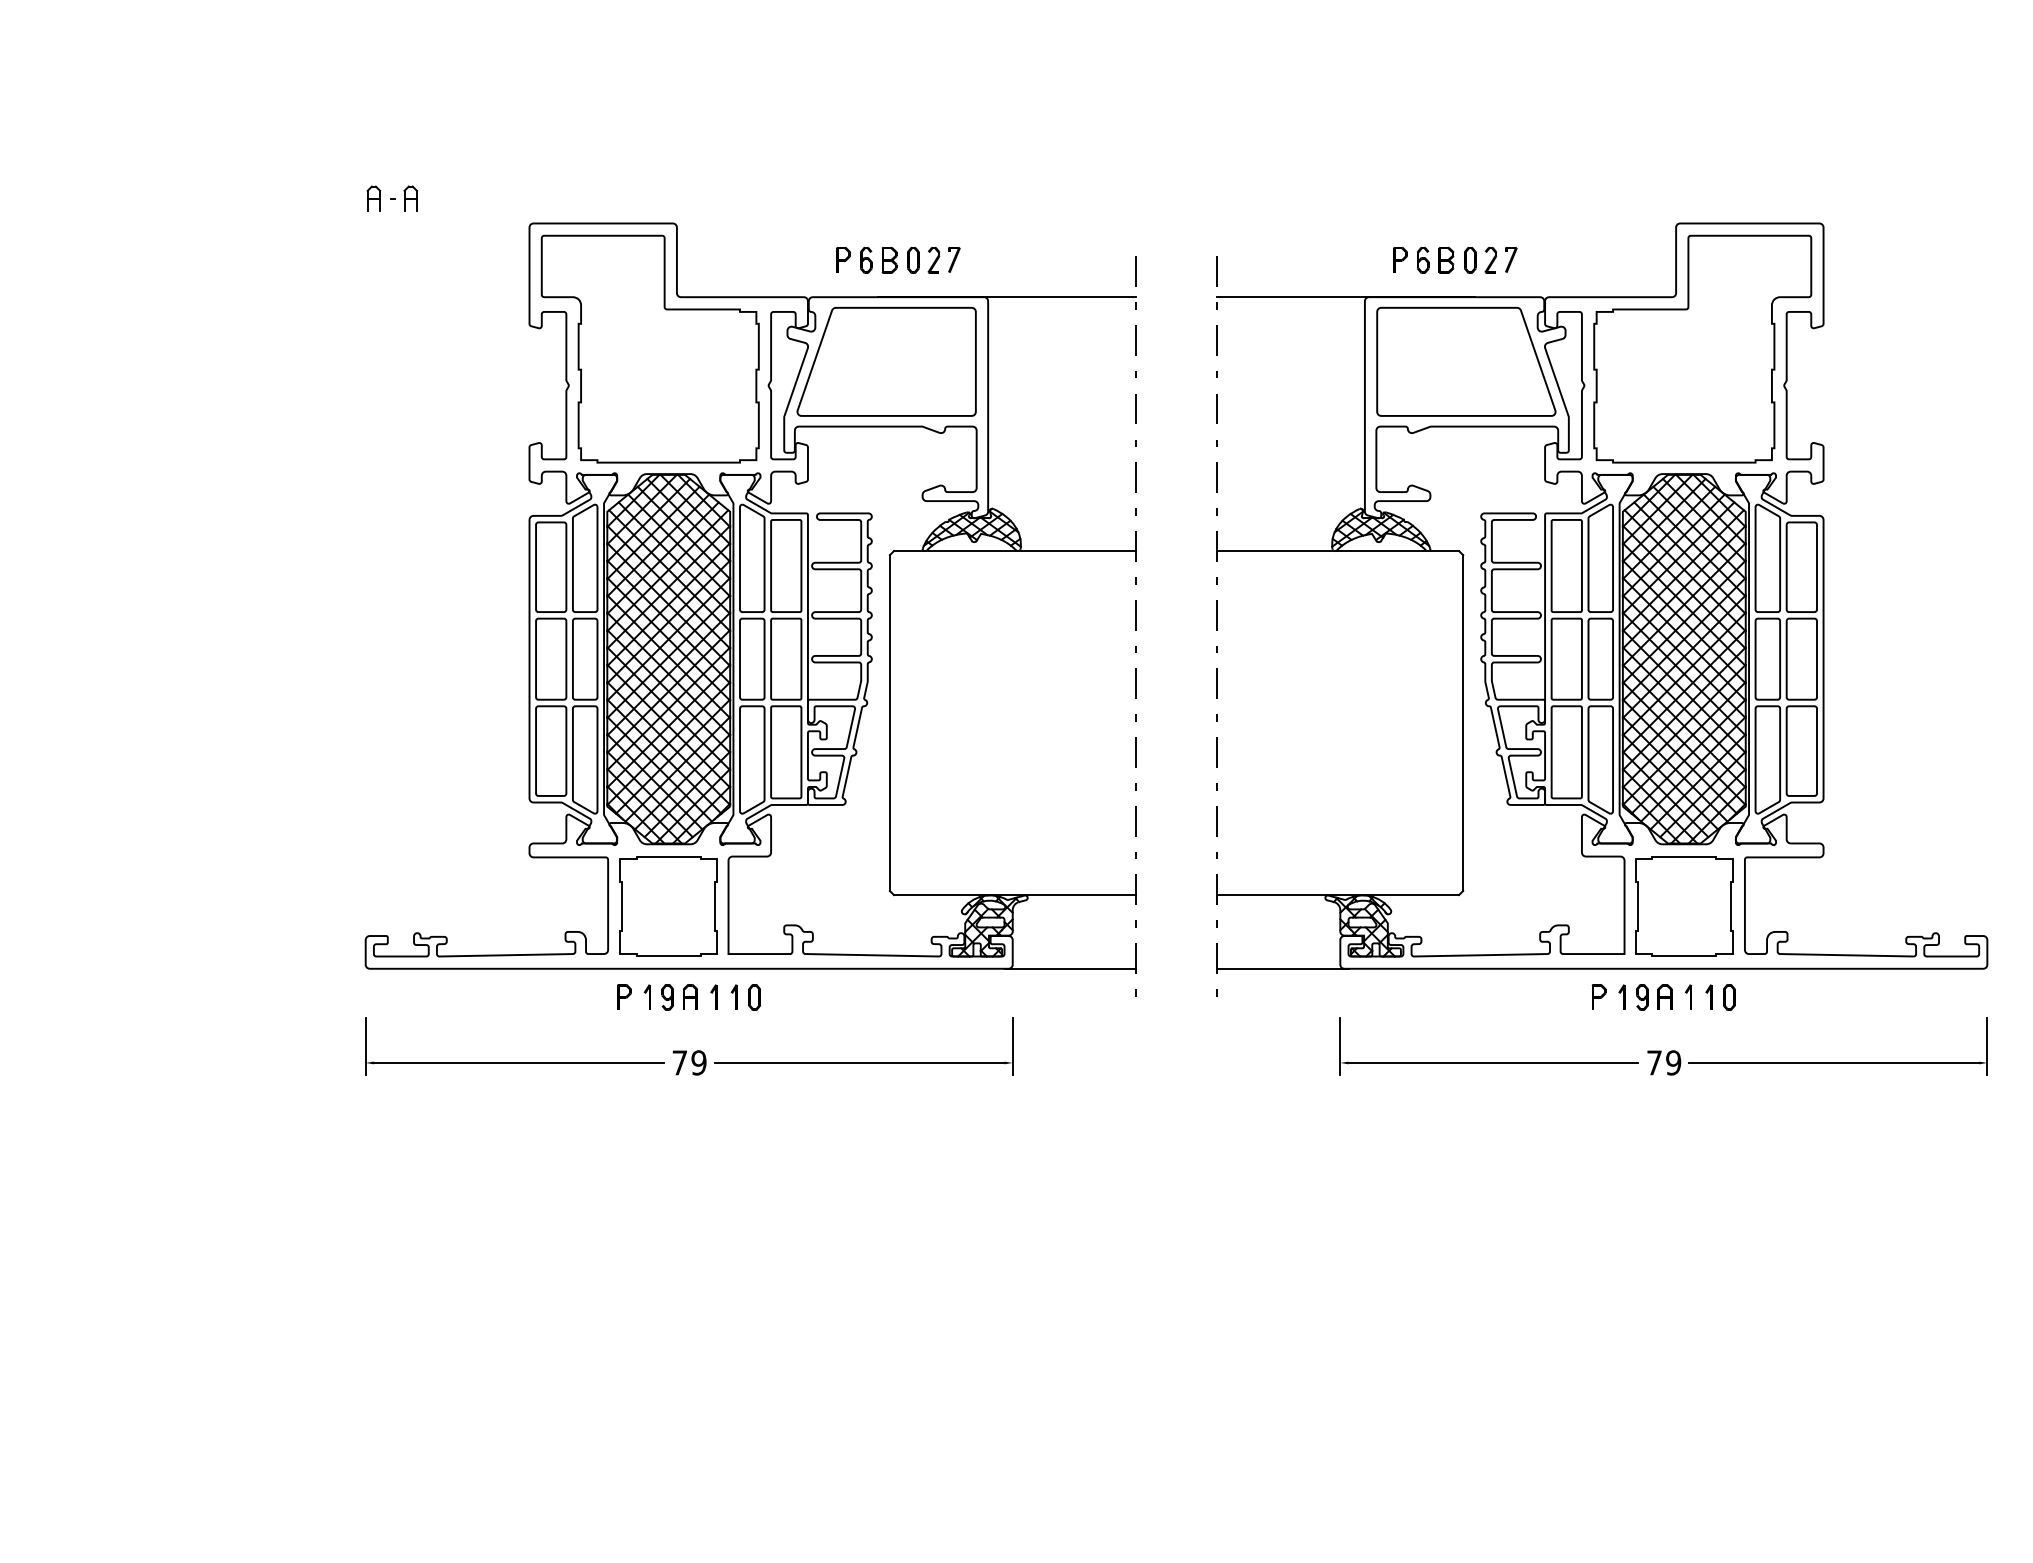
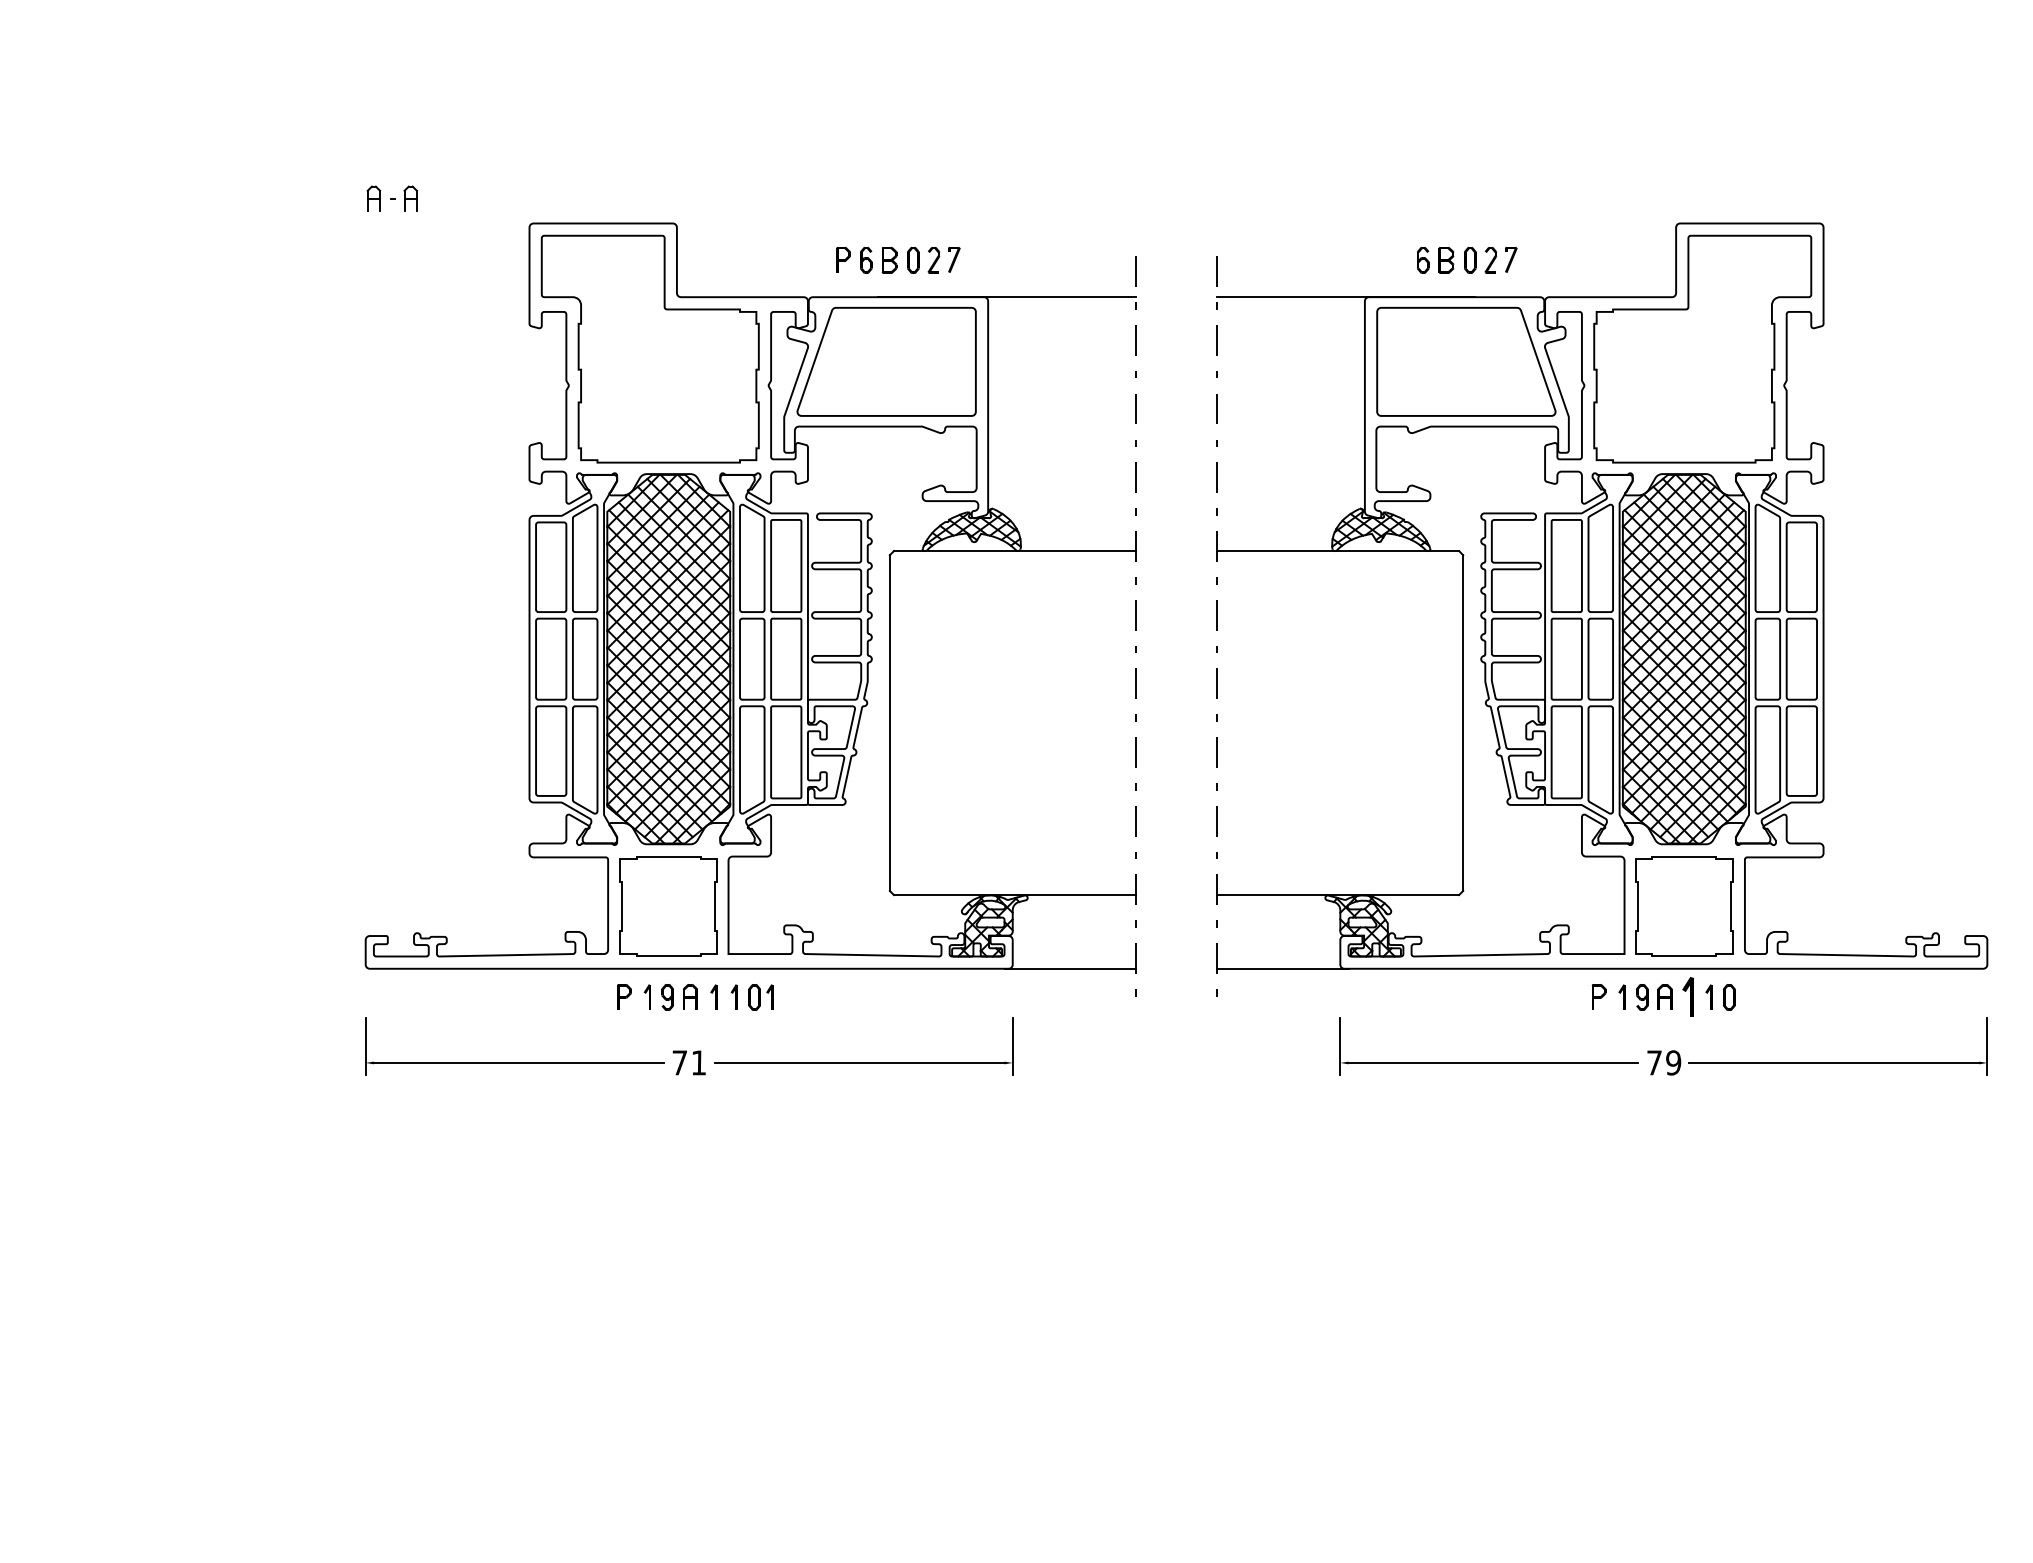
part: present -> none (1400, 259)
part: none -> present (769, 996)
part size: 8x26 px -> 13x40 px (1688, 996)
text: 79 -> 71 (698, 1062)
